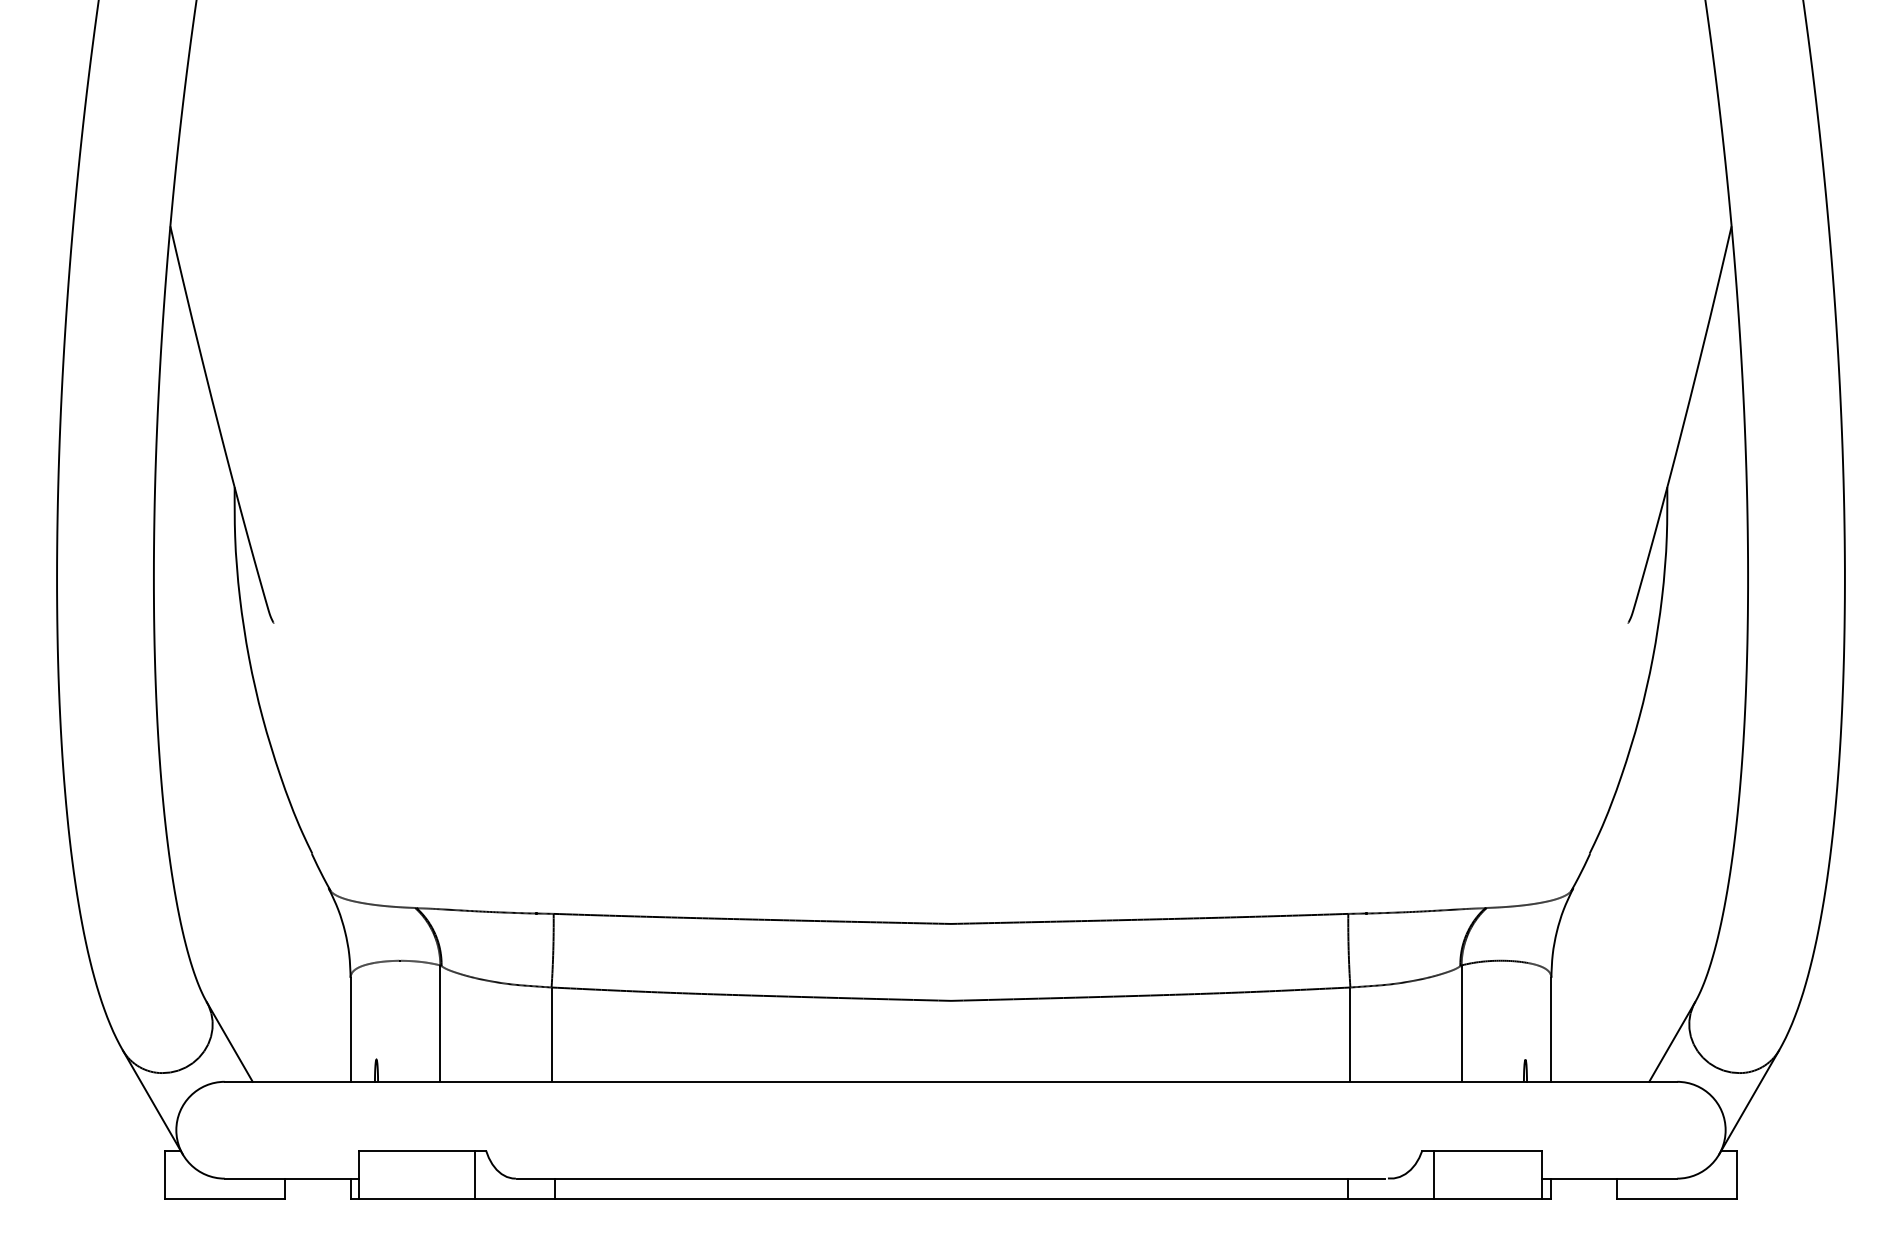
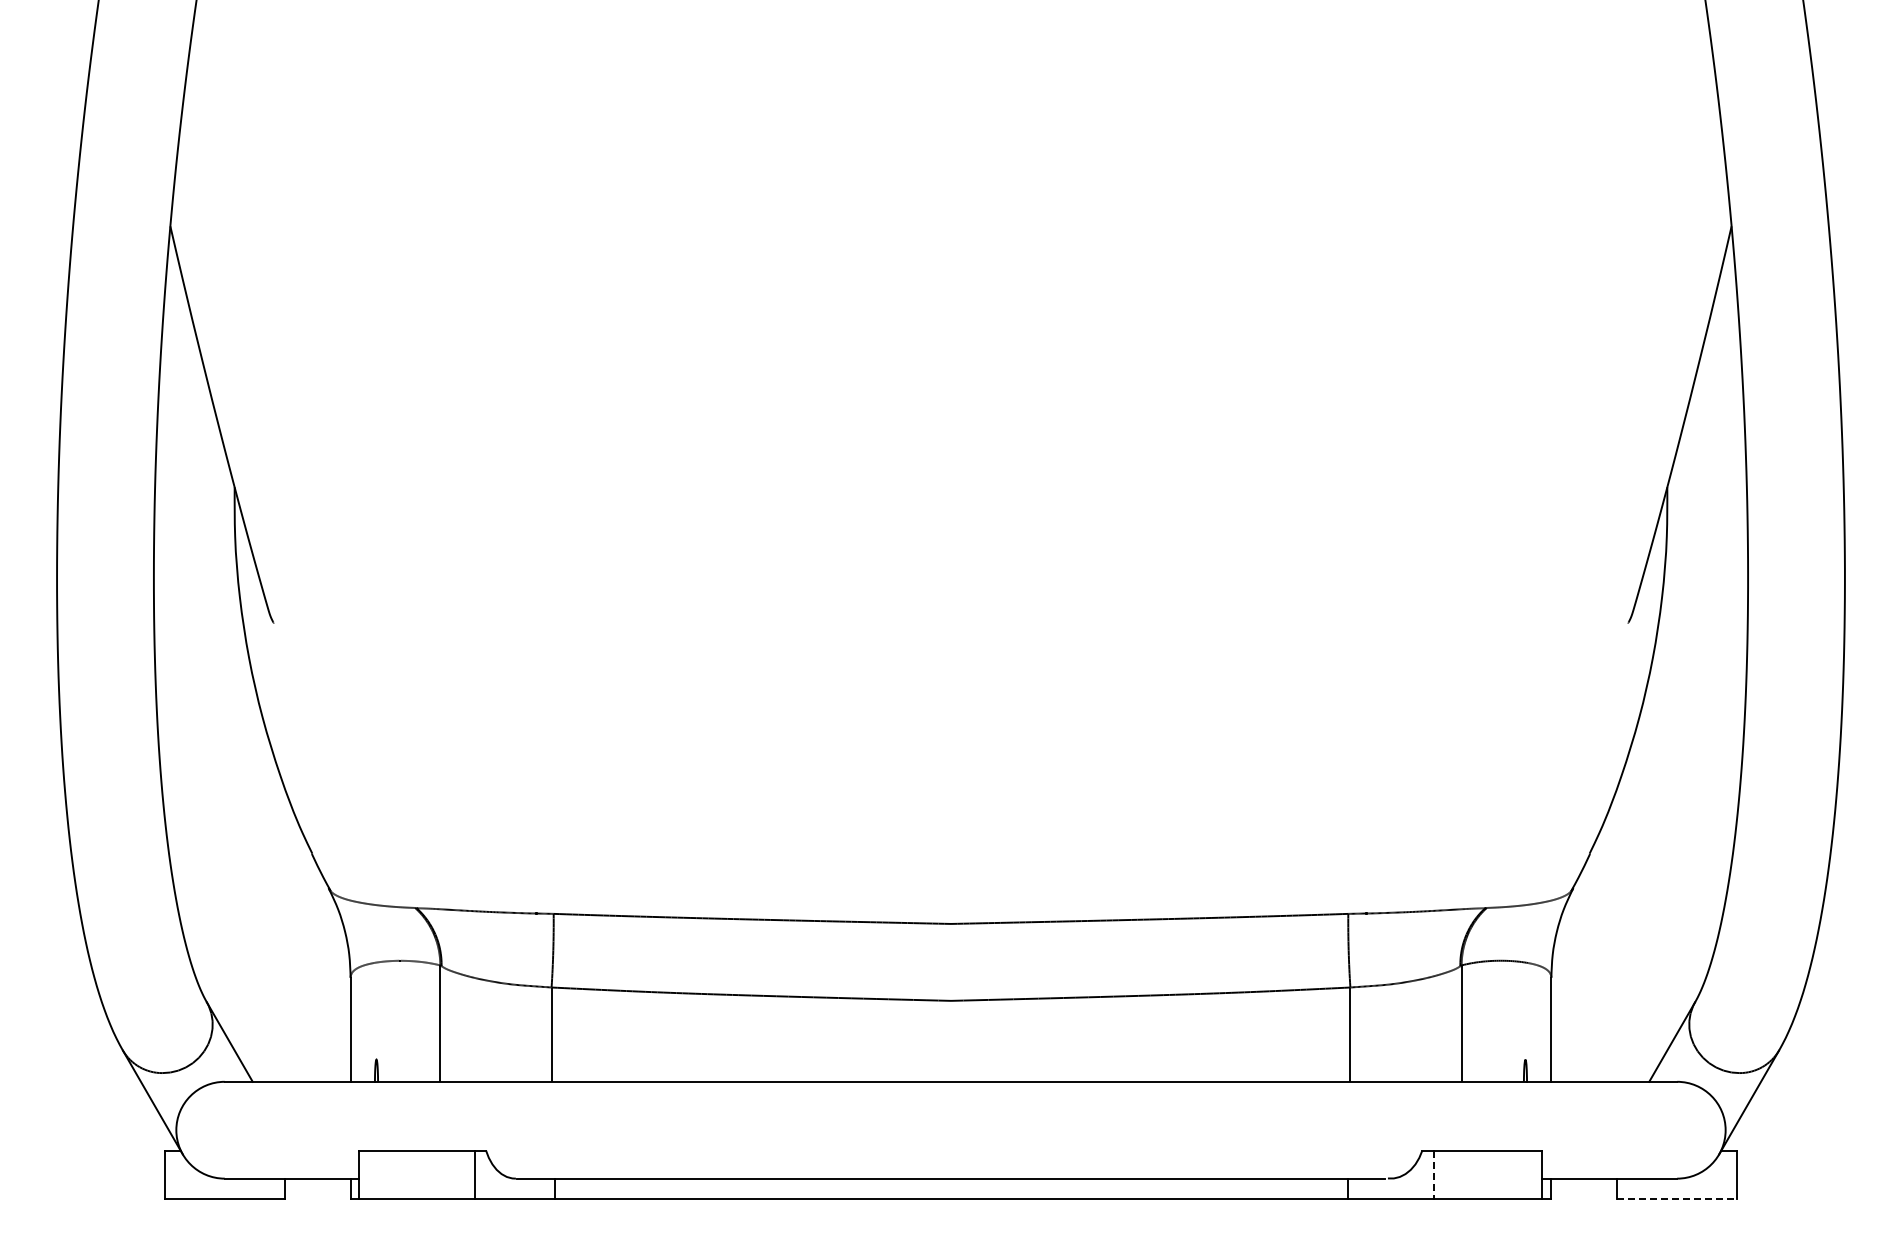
line: solid -> dashed (1433, 1175)
line: solid -> dashed (1677, 1198)
